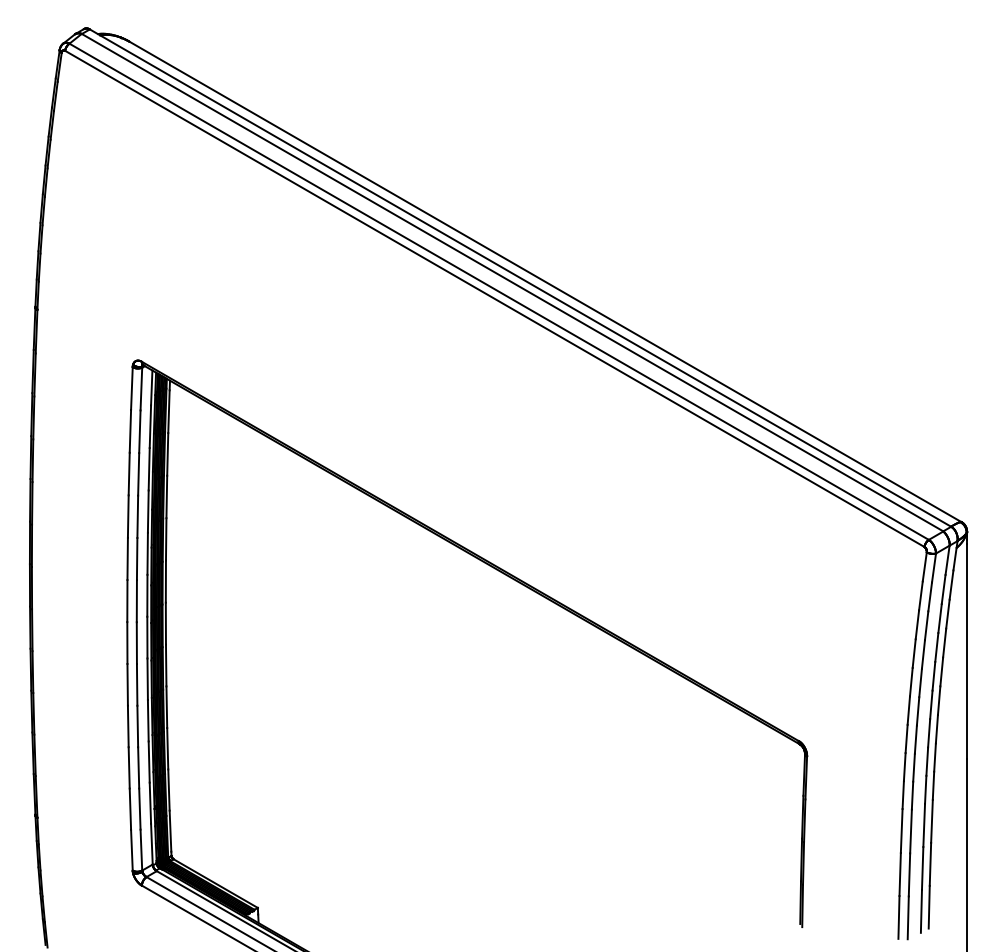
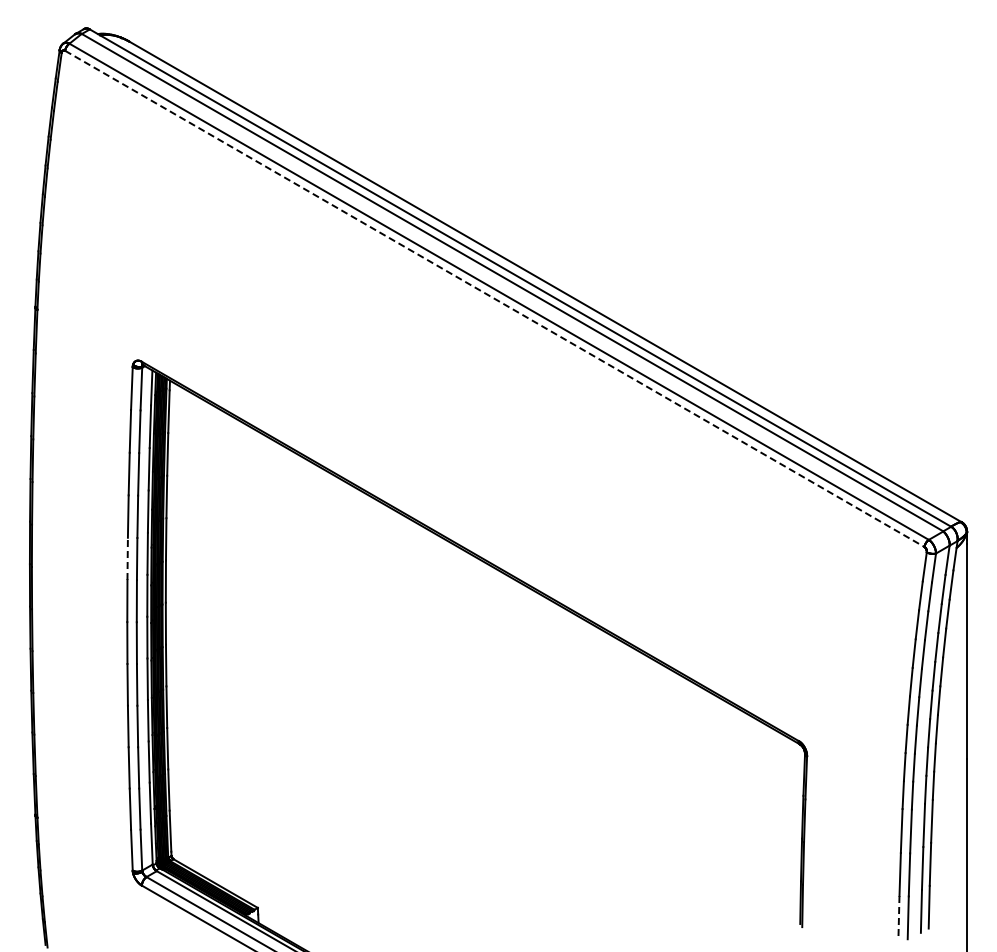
line: solid -> dashed (495, 299)
line: solid -> dashed (127, 558)
line: solid -> dashed (898, 917)
